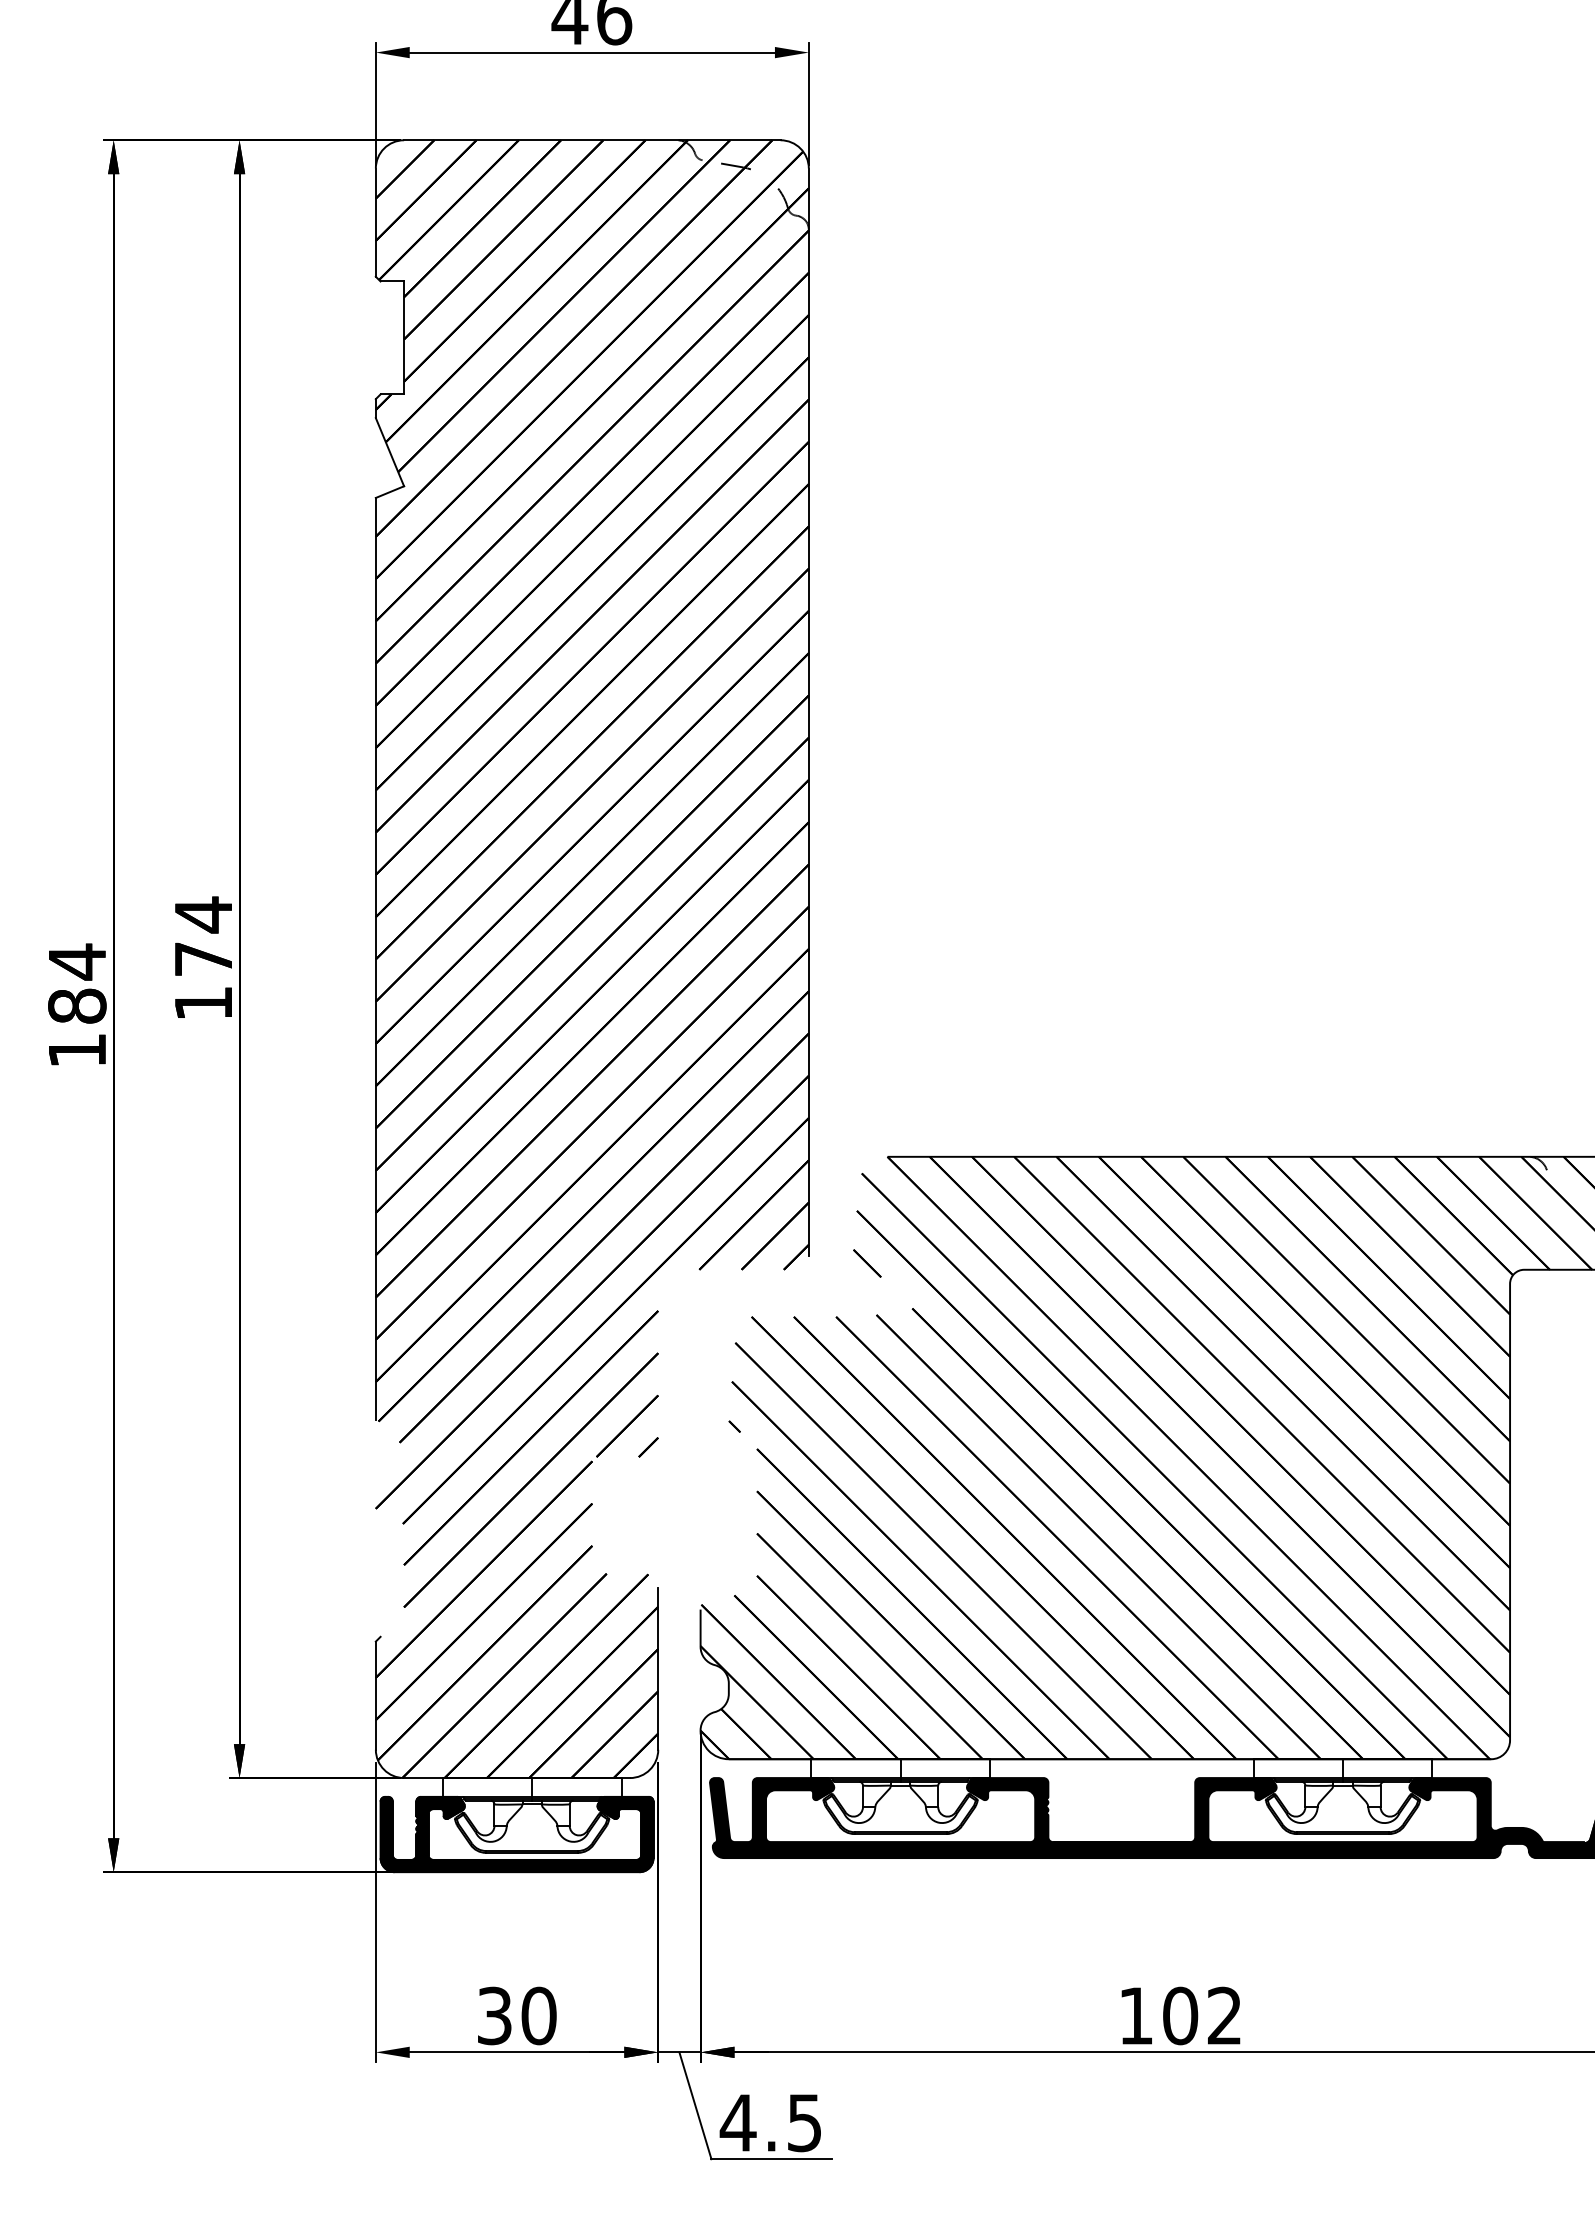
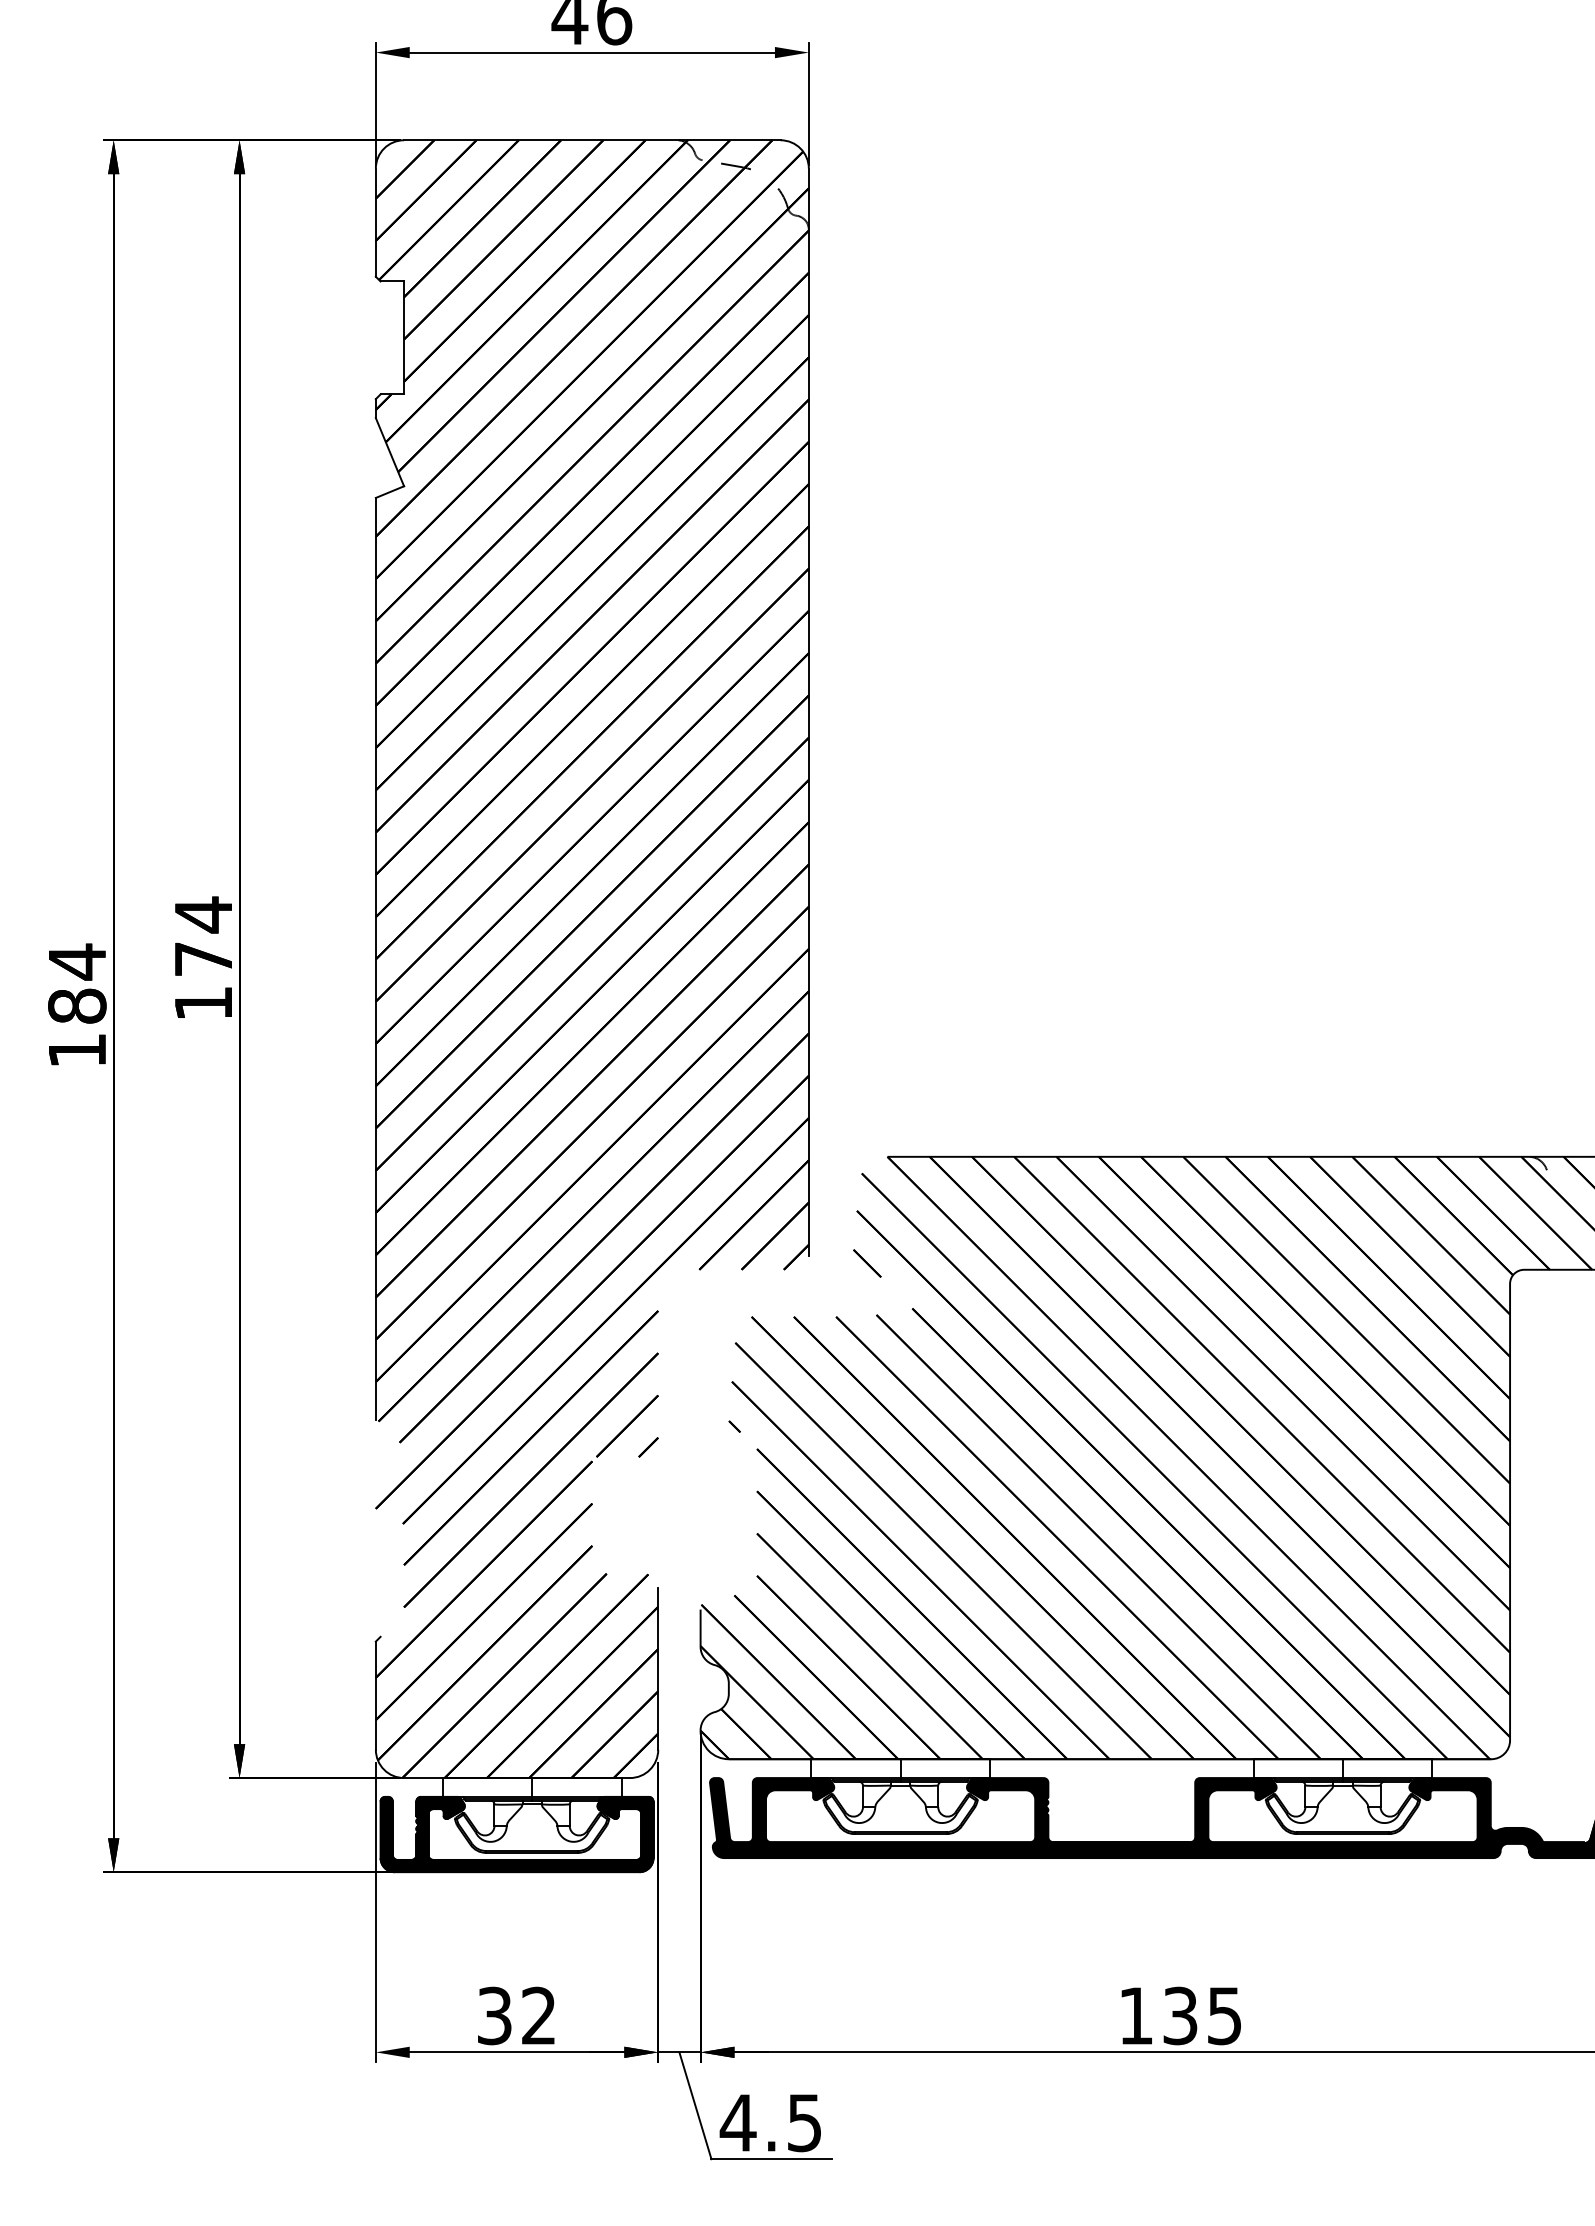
text: 30 -> 32 (538, 2015)
text: 102 -> 135 (1201, 2015)
